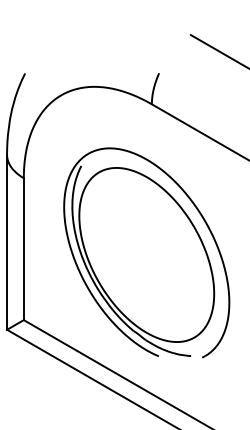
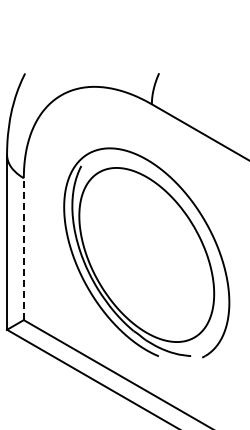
line: present -> none (218, 51)
line: solid -> dashed (23, 249)
